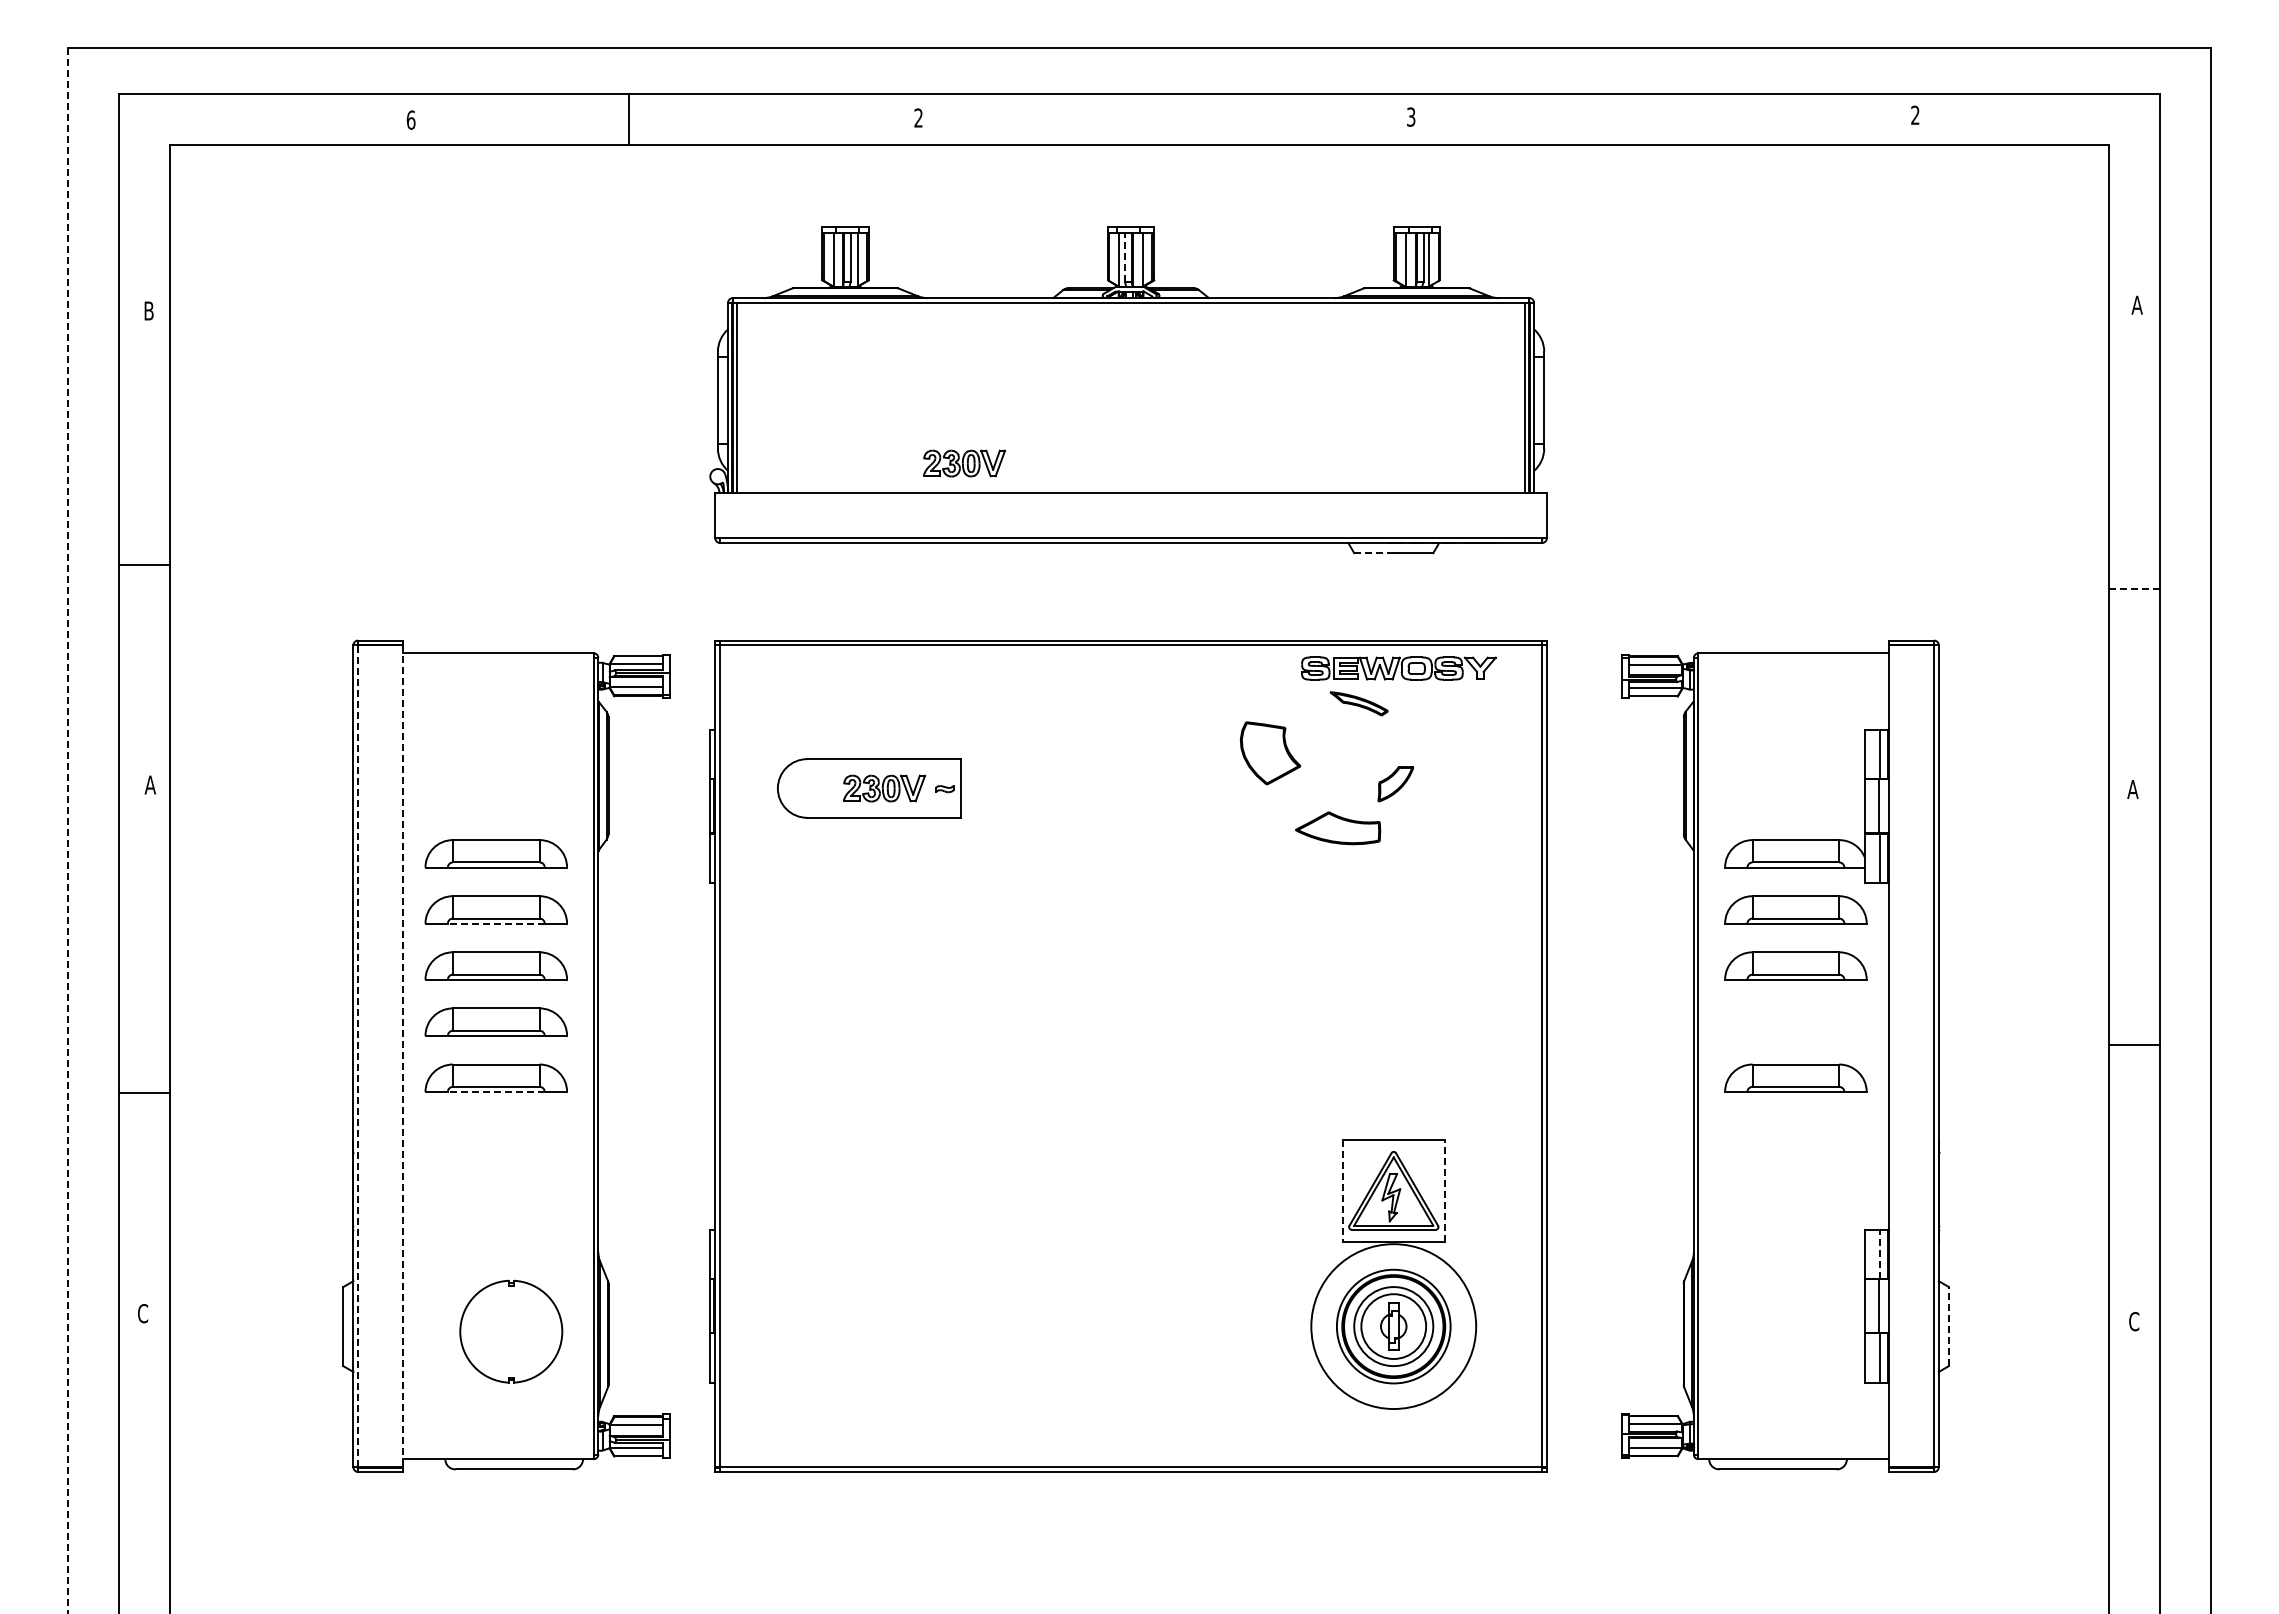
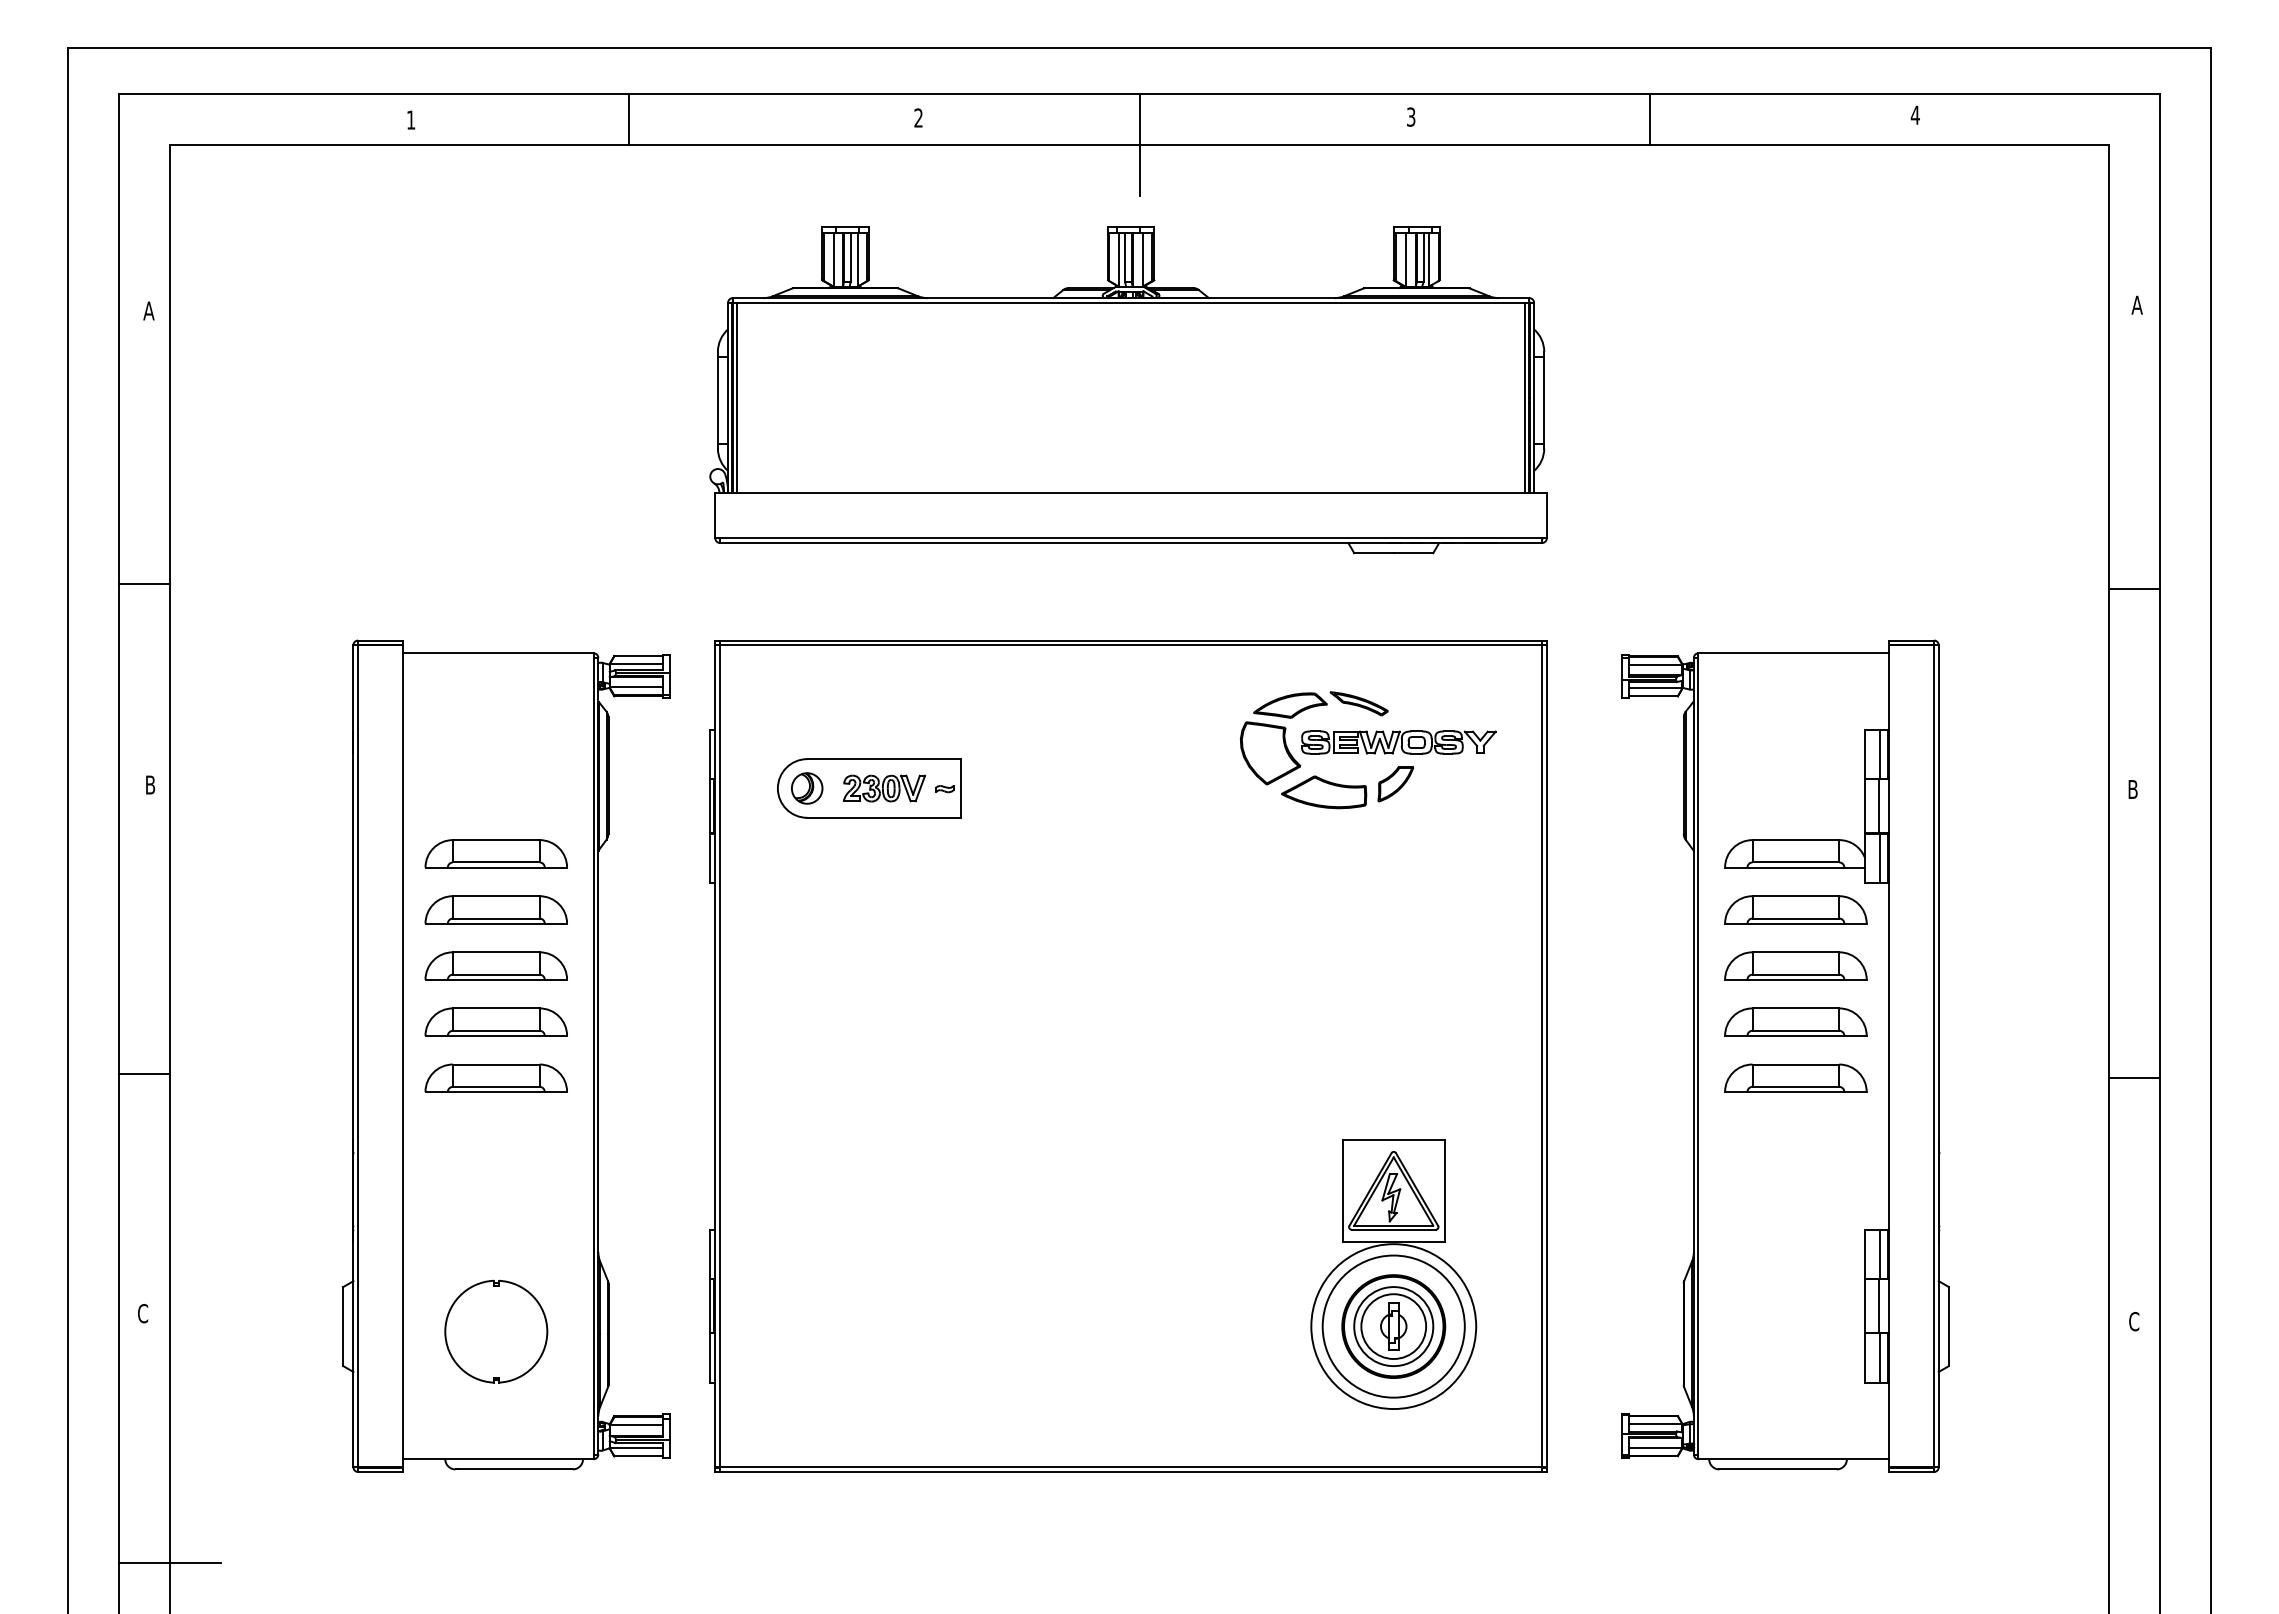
text: 2 -> 4 (1914, 114)
text: 6 -> 1 (410, 119)
line: none -> present (1649, 119)
line: none -> present (1139, 145)
line: dashed -> solid (1125, 257)
text: B -> A (148, 310)
part: present -> none (964, 463)
line: dashed -> solid (1374, 553)
line position: (144, 564) -> (144, 583) (144, 583)
line: dashed -> solid (2134, 588)
part position: (1398, 668) -> (1398, 742) (1398, 742)
part: none -> present (1290, 705)
text: A -> B (149, 784)
part: none -> present (807, 788)
text: A -> B (2132, 789)
part position: (1338, 828) -> (1324, 792) (1324, 792)
line: dashed -> solid (68, 831)
line: dashed -> solid (495, 923)
part: none -> present (1795, 1021)
line position: (2133, 1045) -> (2133, 1078) (2133, 1078)
line: dashed -> solid (358, 1055)
line: dashed -> solid (403, 1056)
line: dashed -> solid (495, 1091)
line position: (144, 1092) -> (144, 1073) (144, 1073)
line: dashed -> solid (1444, 1190)
line: dashed -> solid (1342, 1191)
line: dashed -> solid (1880, 1254)
circle diameter: 114 px -> 142 px (1393, 1326)
line: dashed -> solid (1948, 1326)
part position: (511, 1331) -> (496, 1331) (496, 1331)
line: none -> present (170, 1563)
